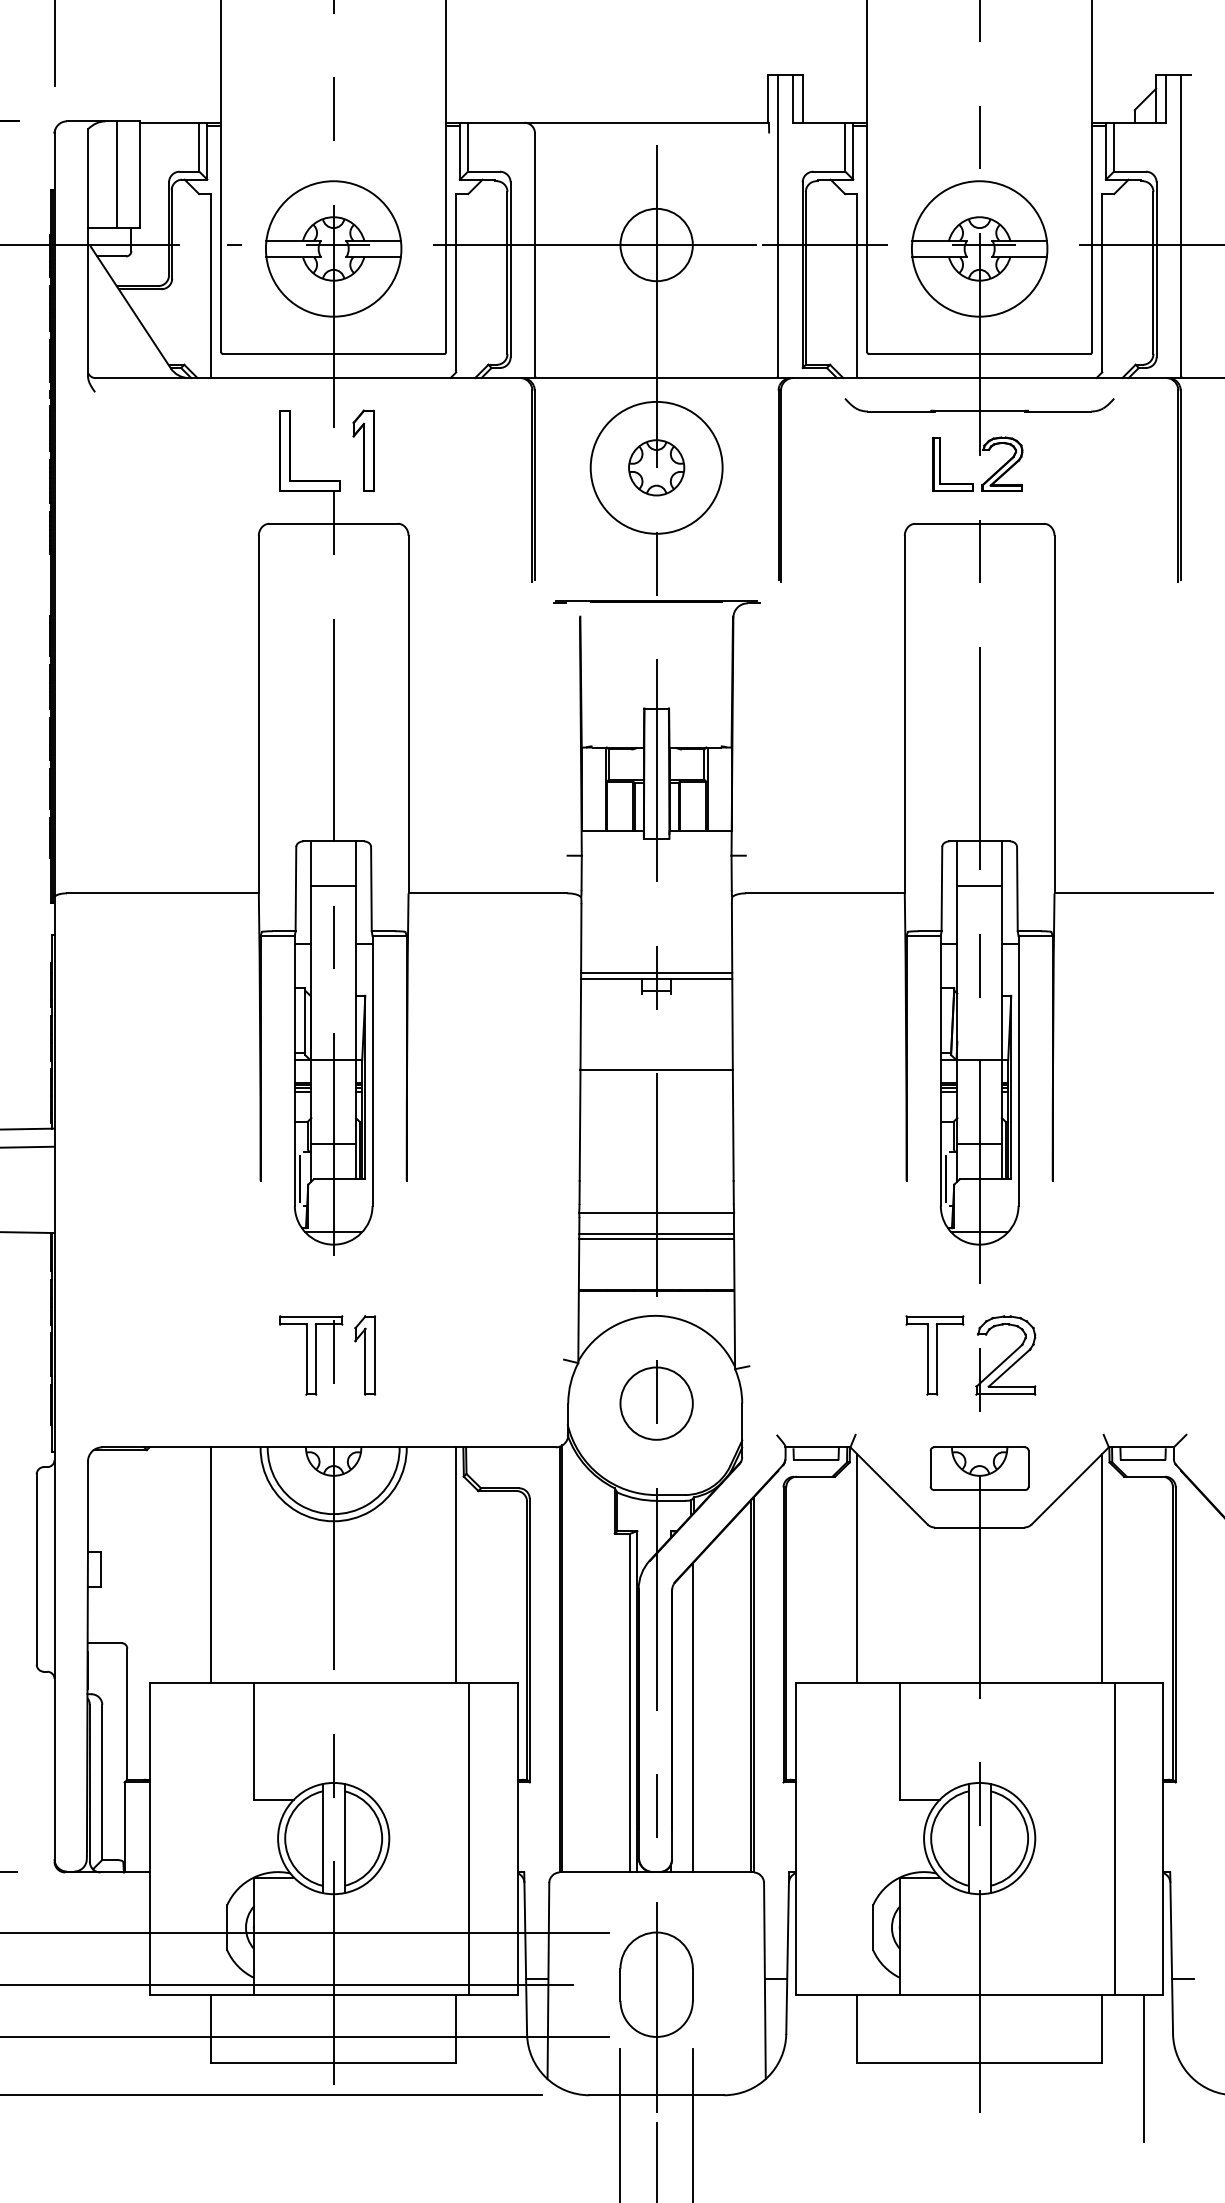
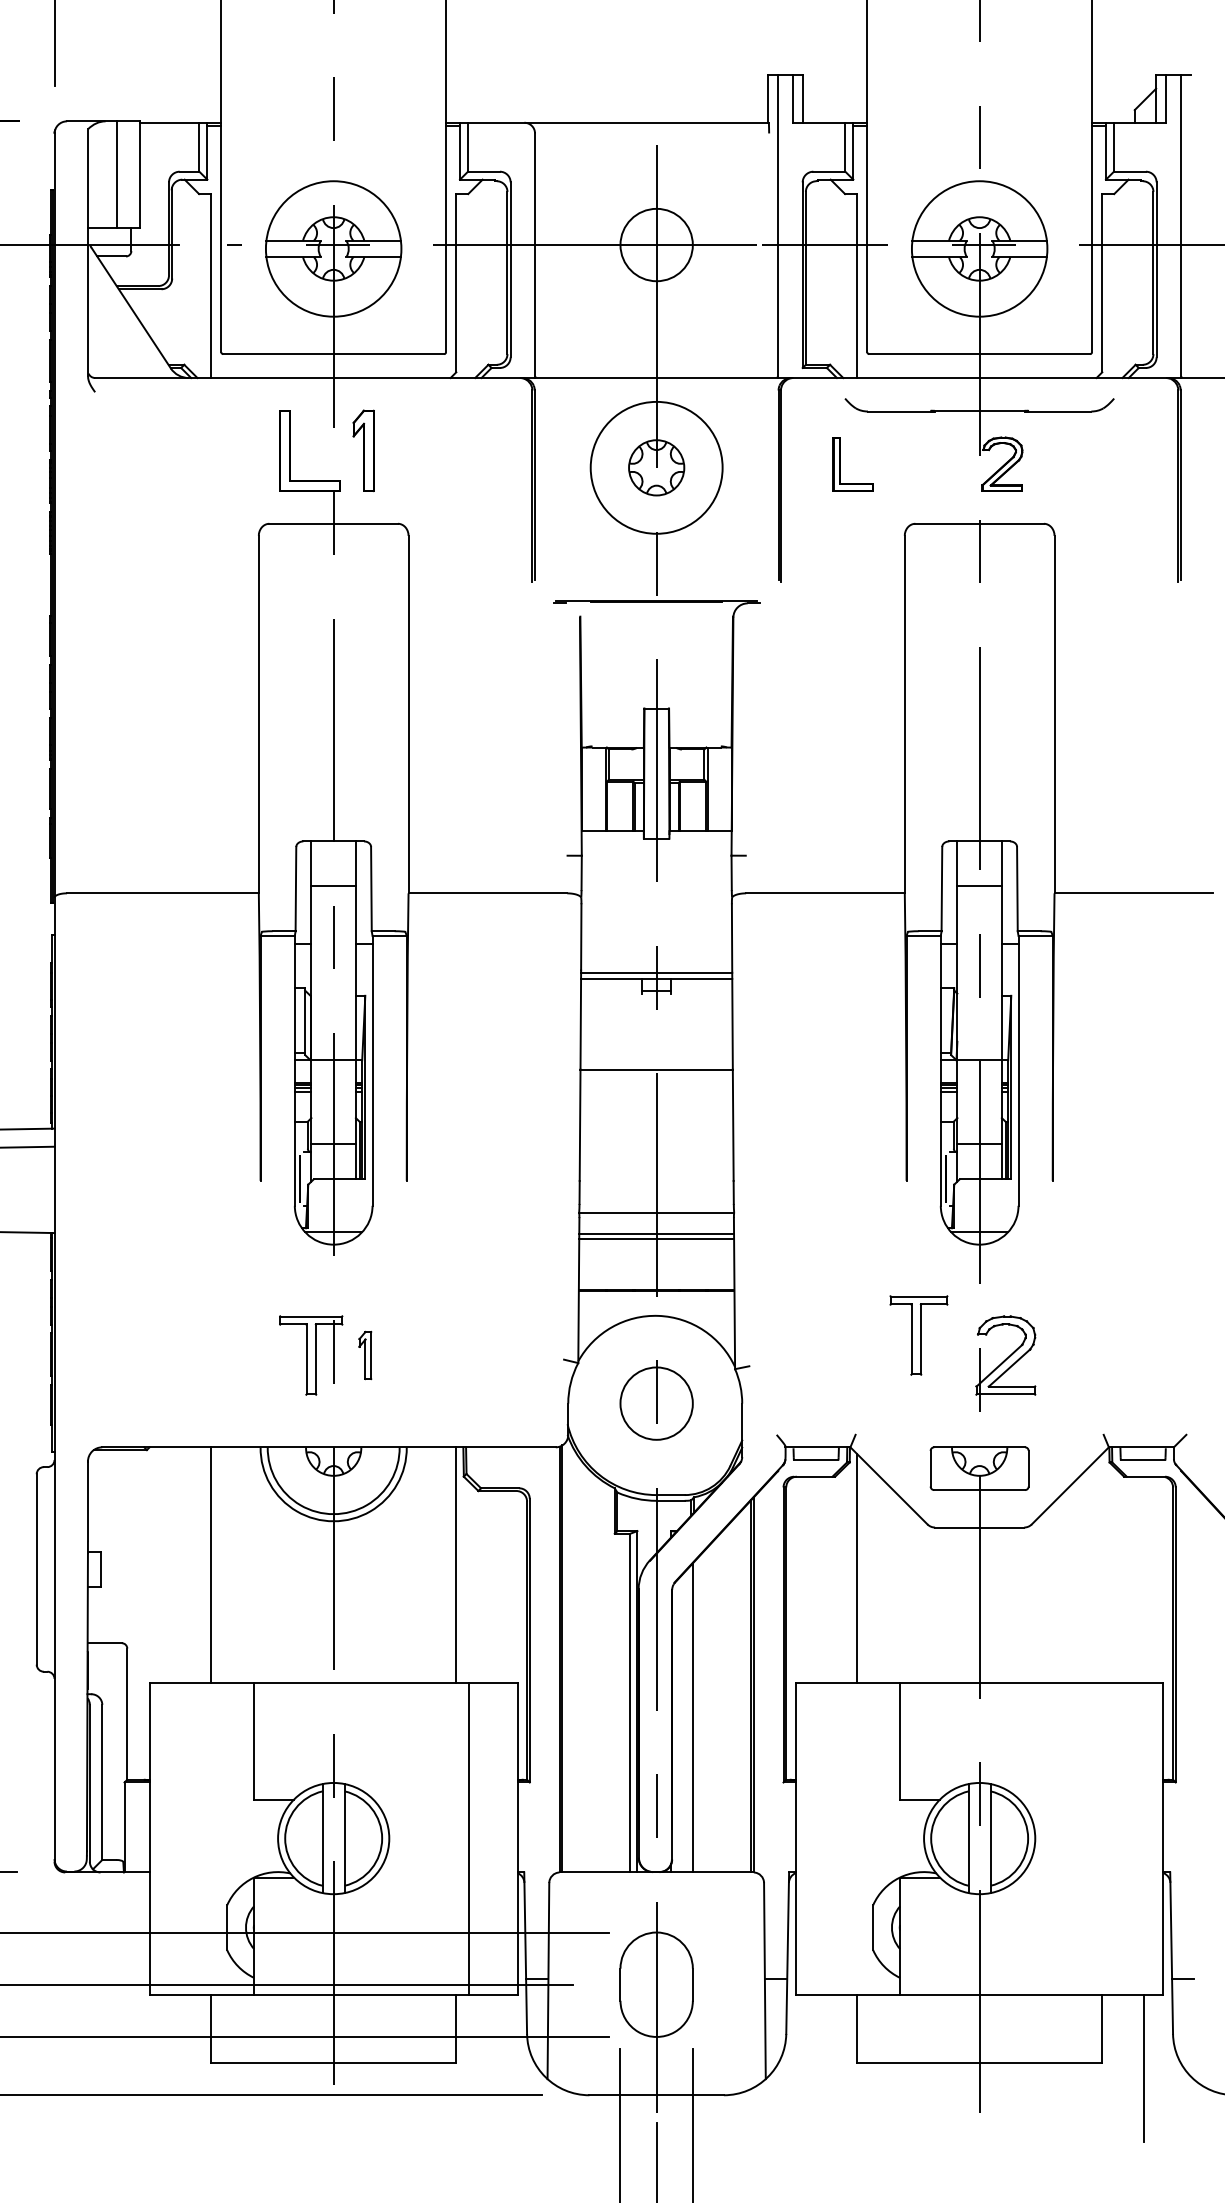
part position: (940, 464) -> (840, 464) (840, 464)
part size: 23x81 px -> 15x51 px (365, 1355)
part position: (934, 1355) -> (918, 1335) (918, 1335)
line: present -> none (1102, 1568)
line: present -> none (1115, 1838)
